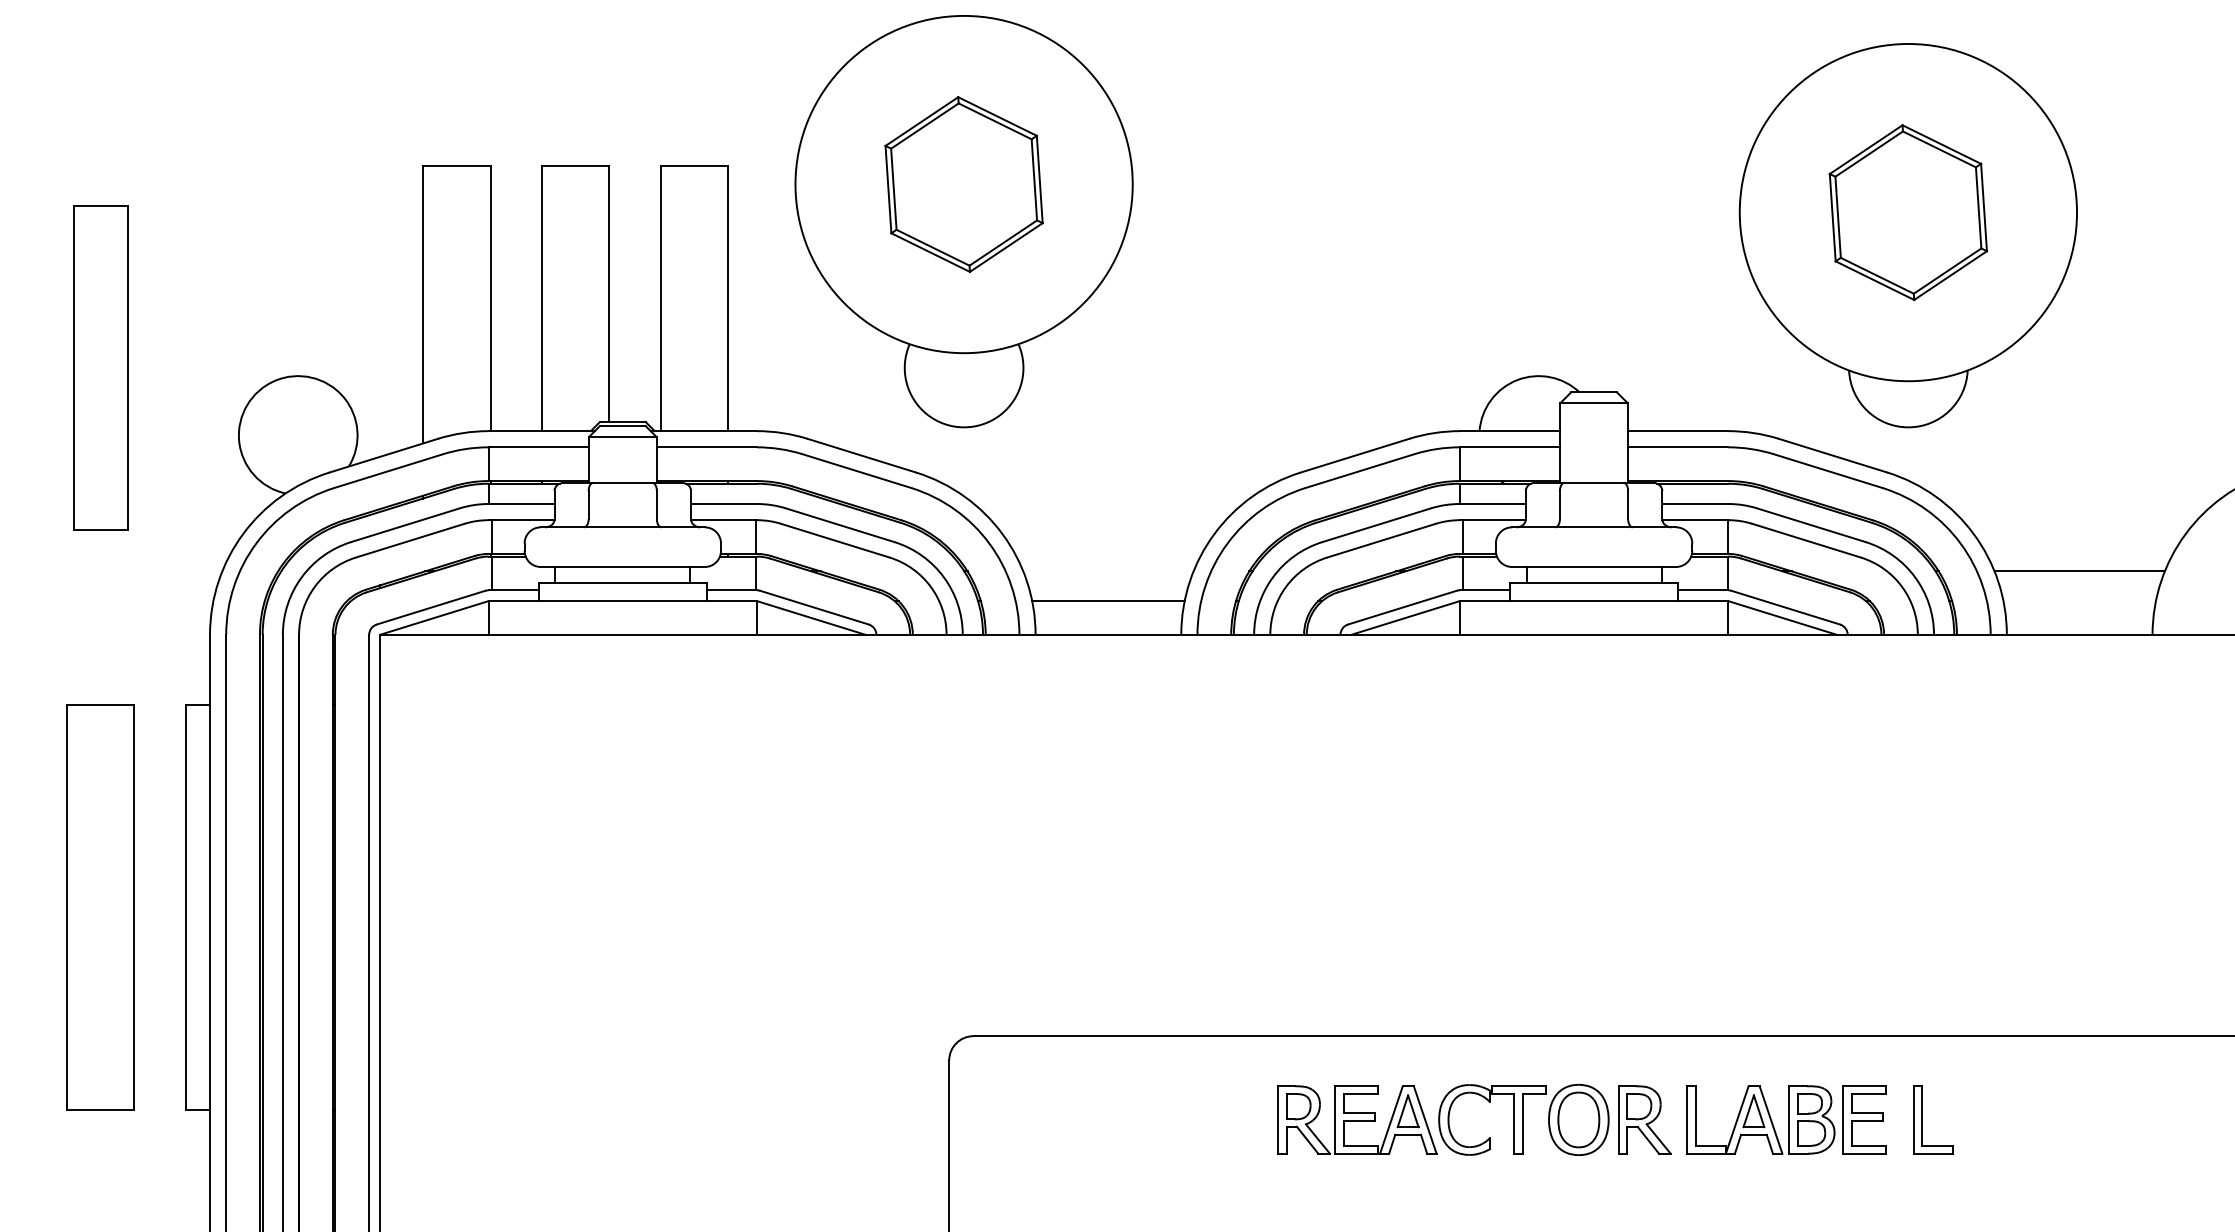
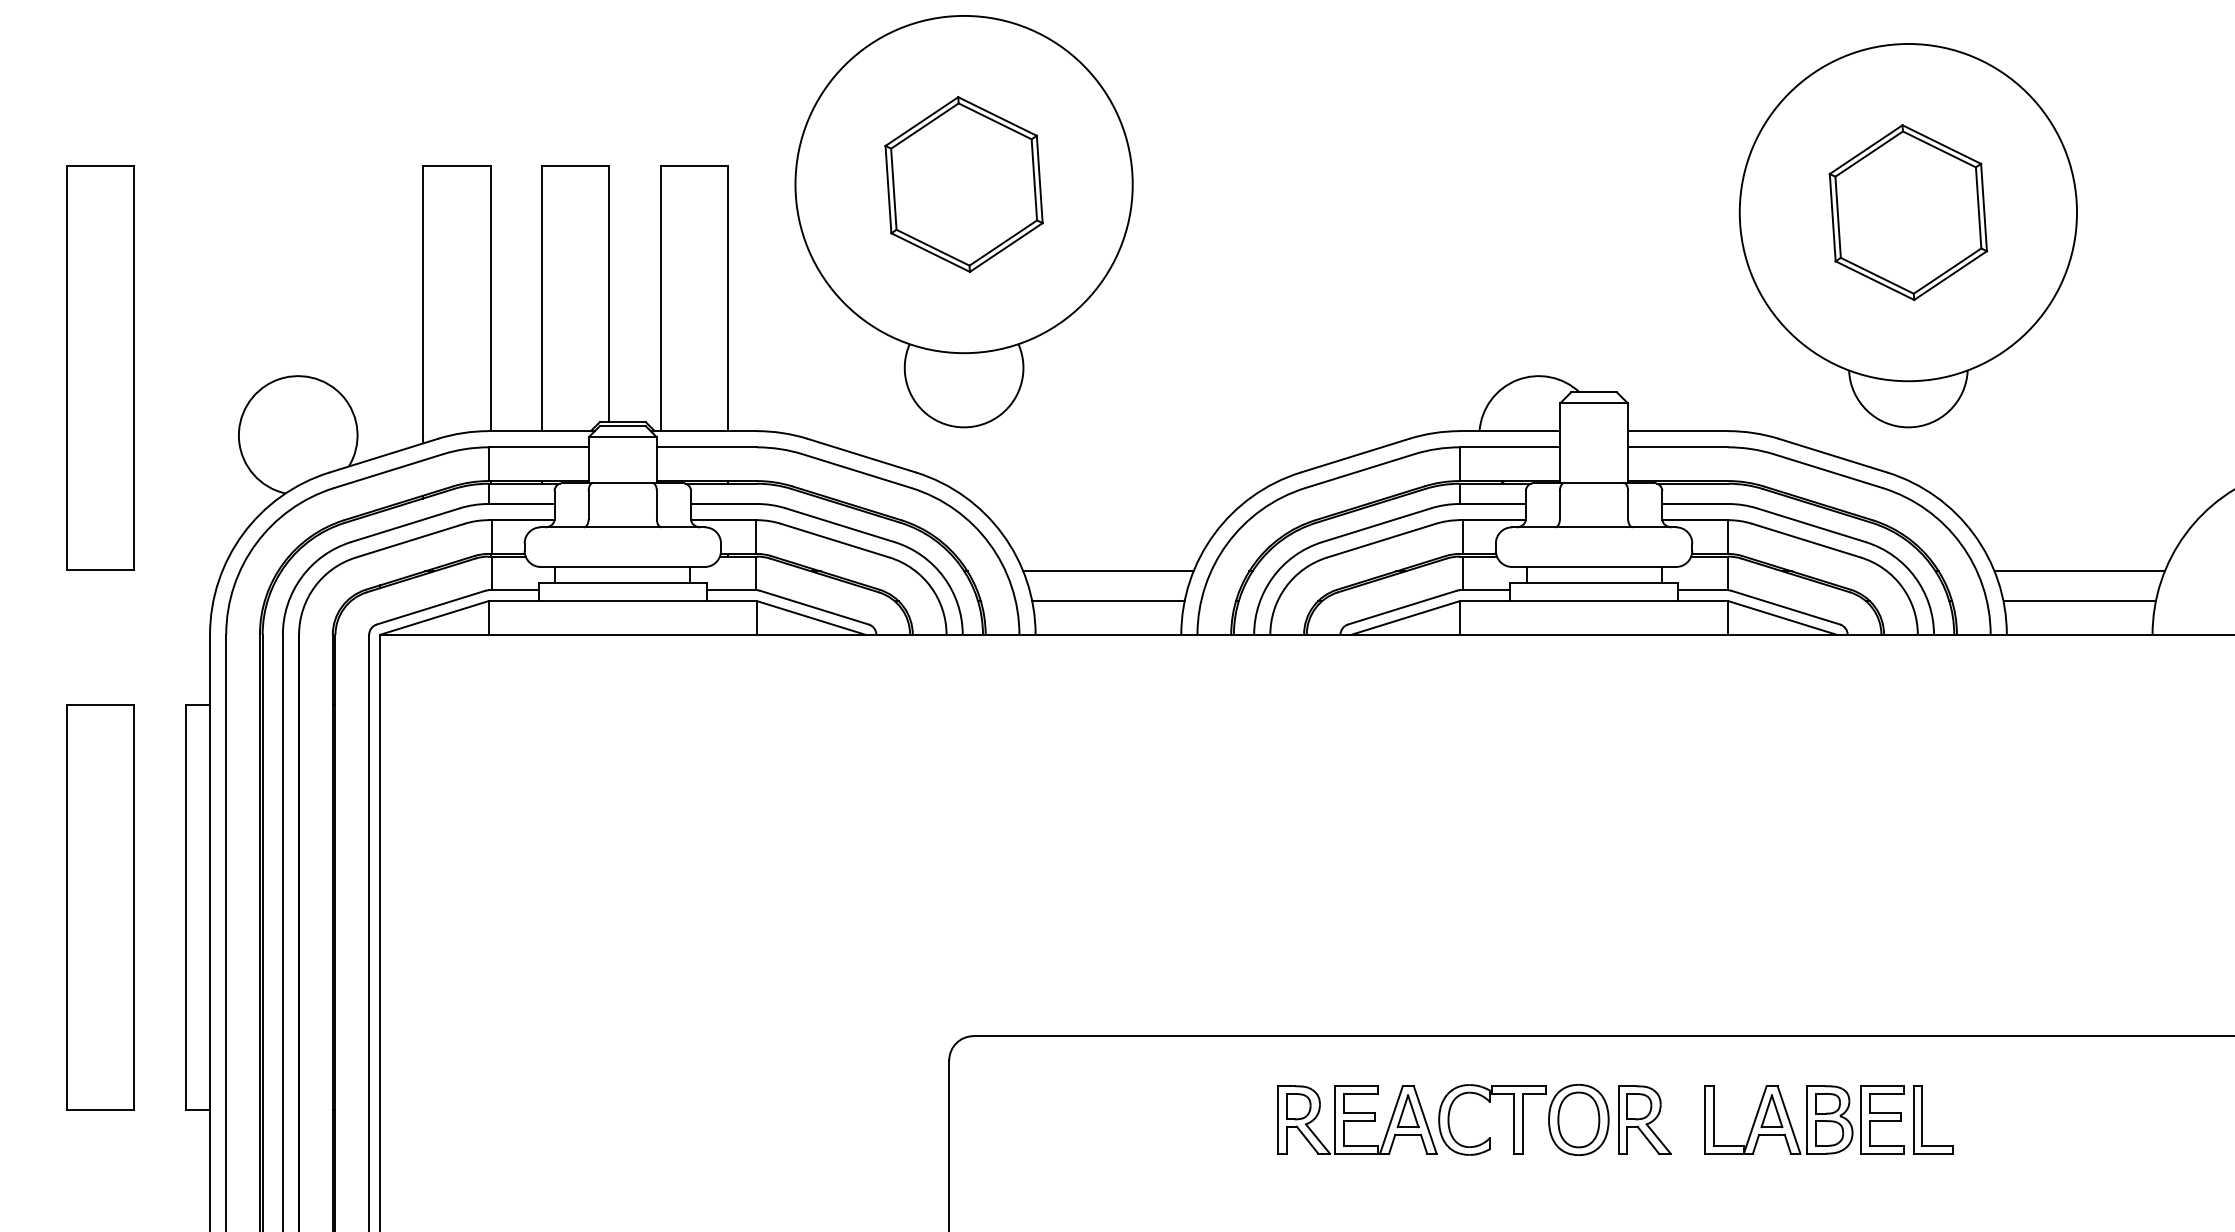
part size: 56x326 px -> 69x406 px (100, 367)
line: none -> present (1108, 571)
line: none -> present (2079, 601)
part position: (1786, 1119) -> (1804, 1119) (1804, 1119)
